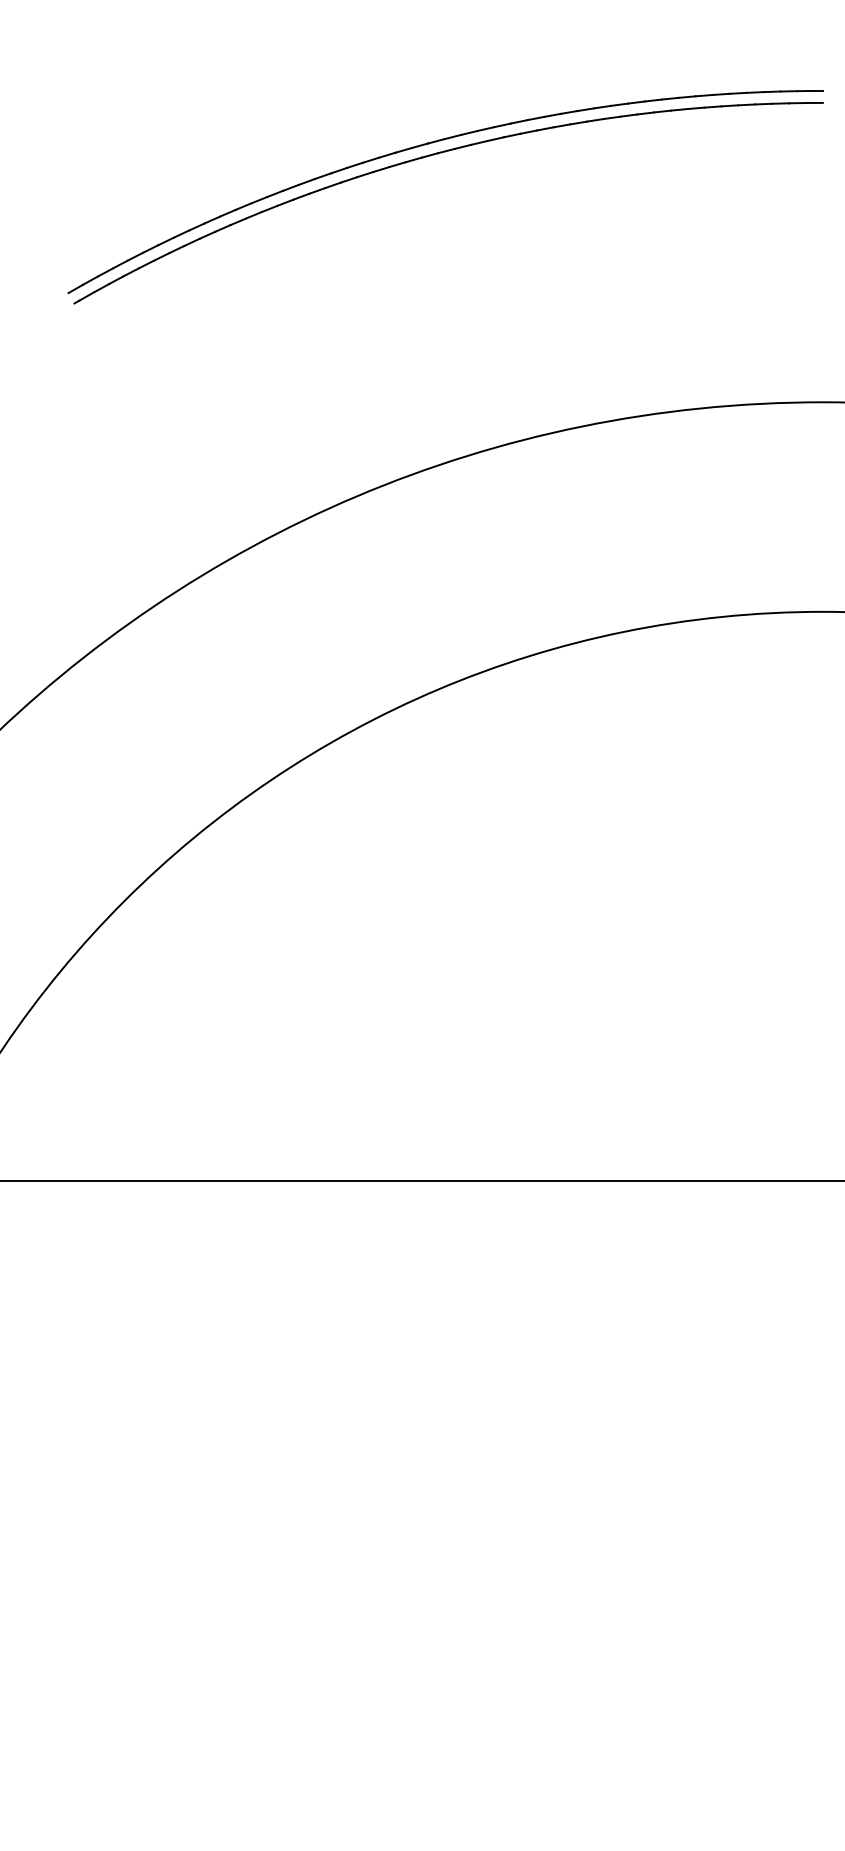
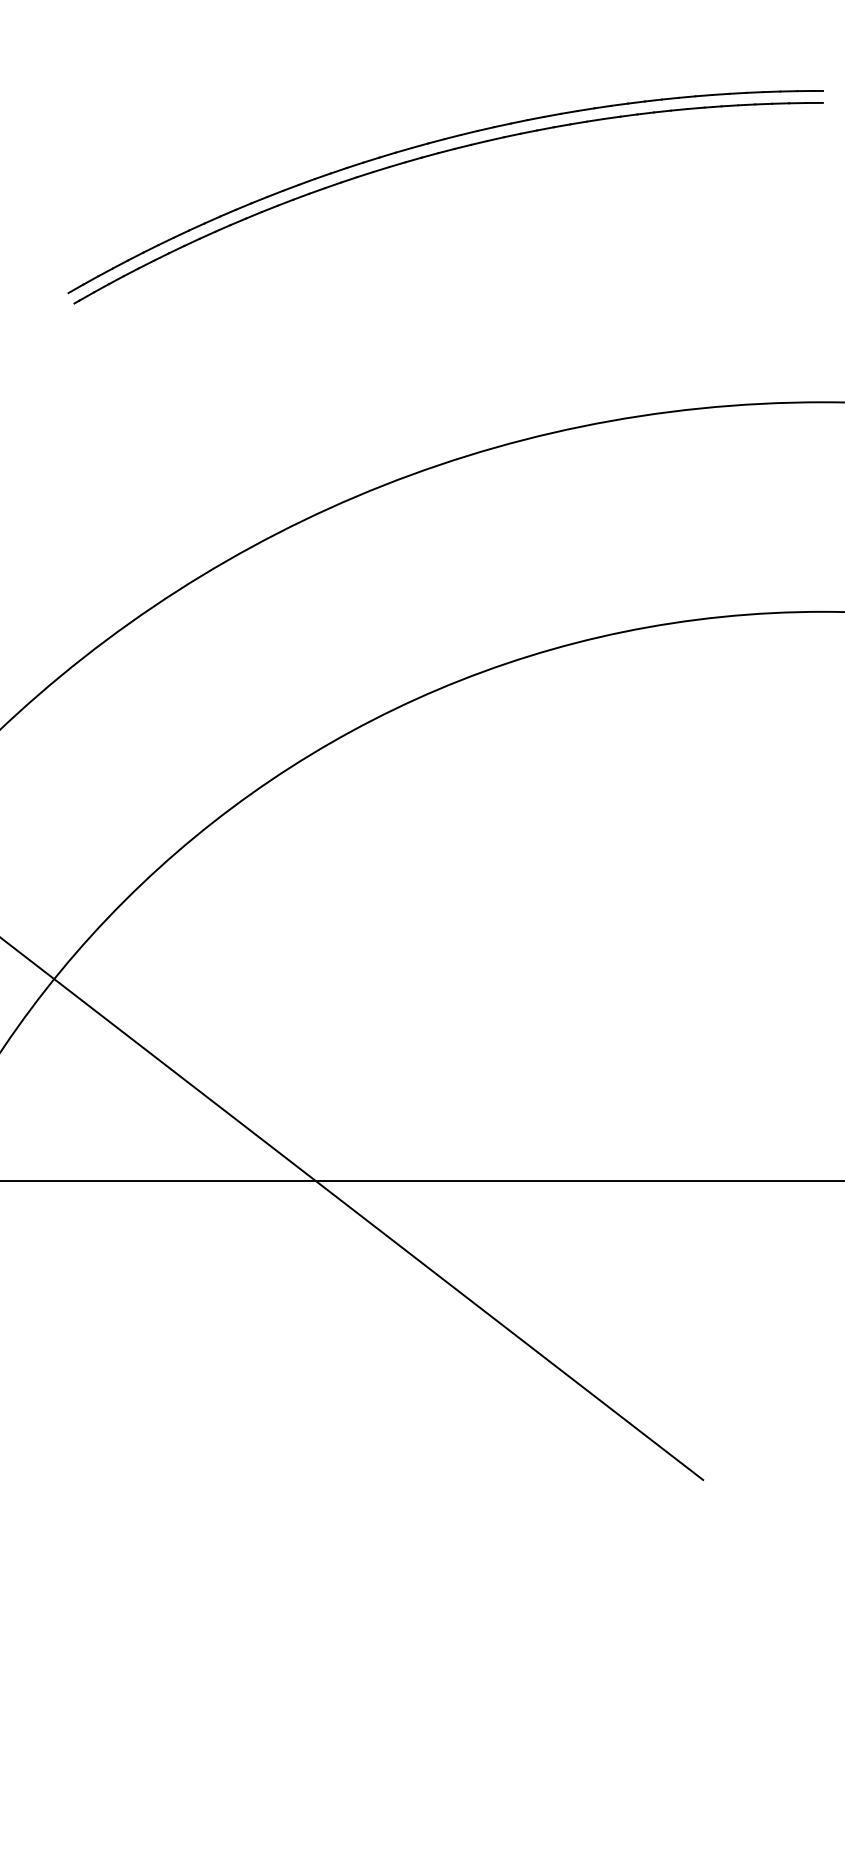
line: none -> present (352, 1209)
